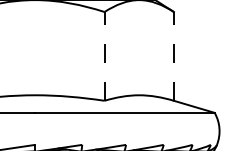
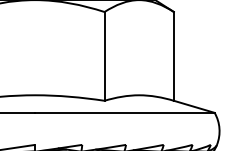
line: dashed -> solid (104, 55)
line: dashed -> solid (173, 55)
